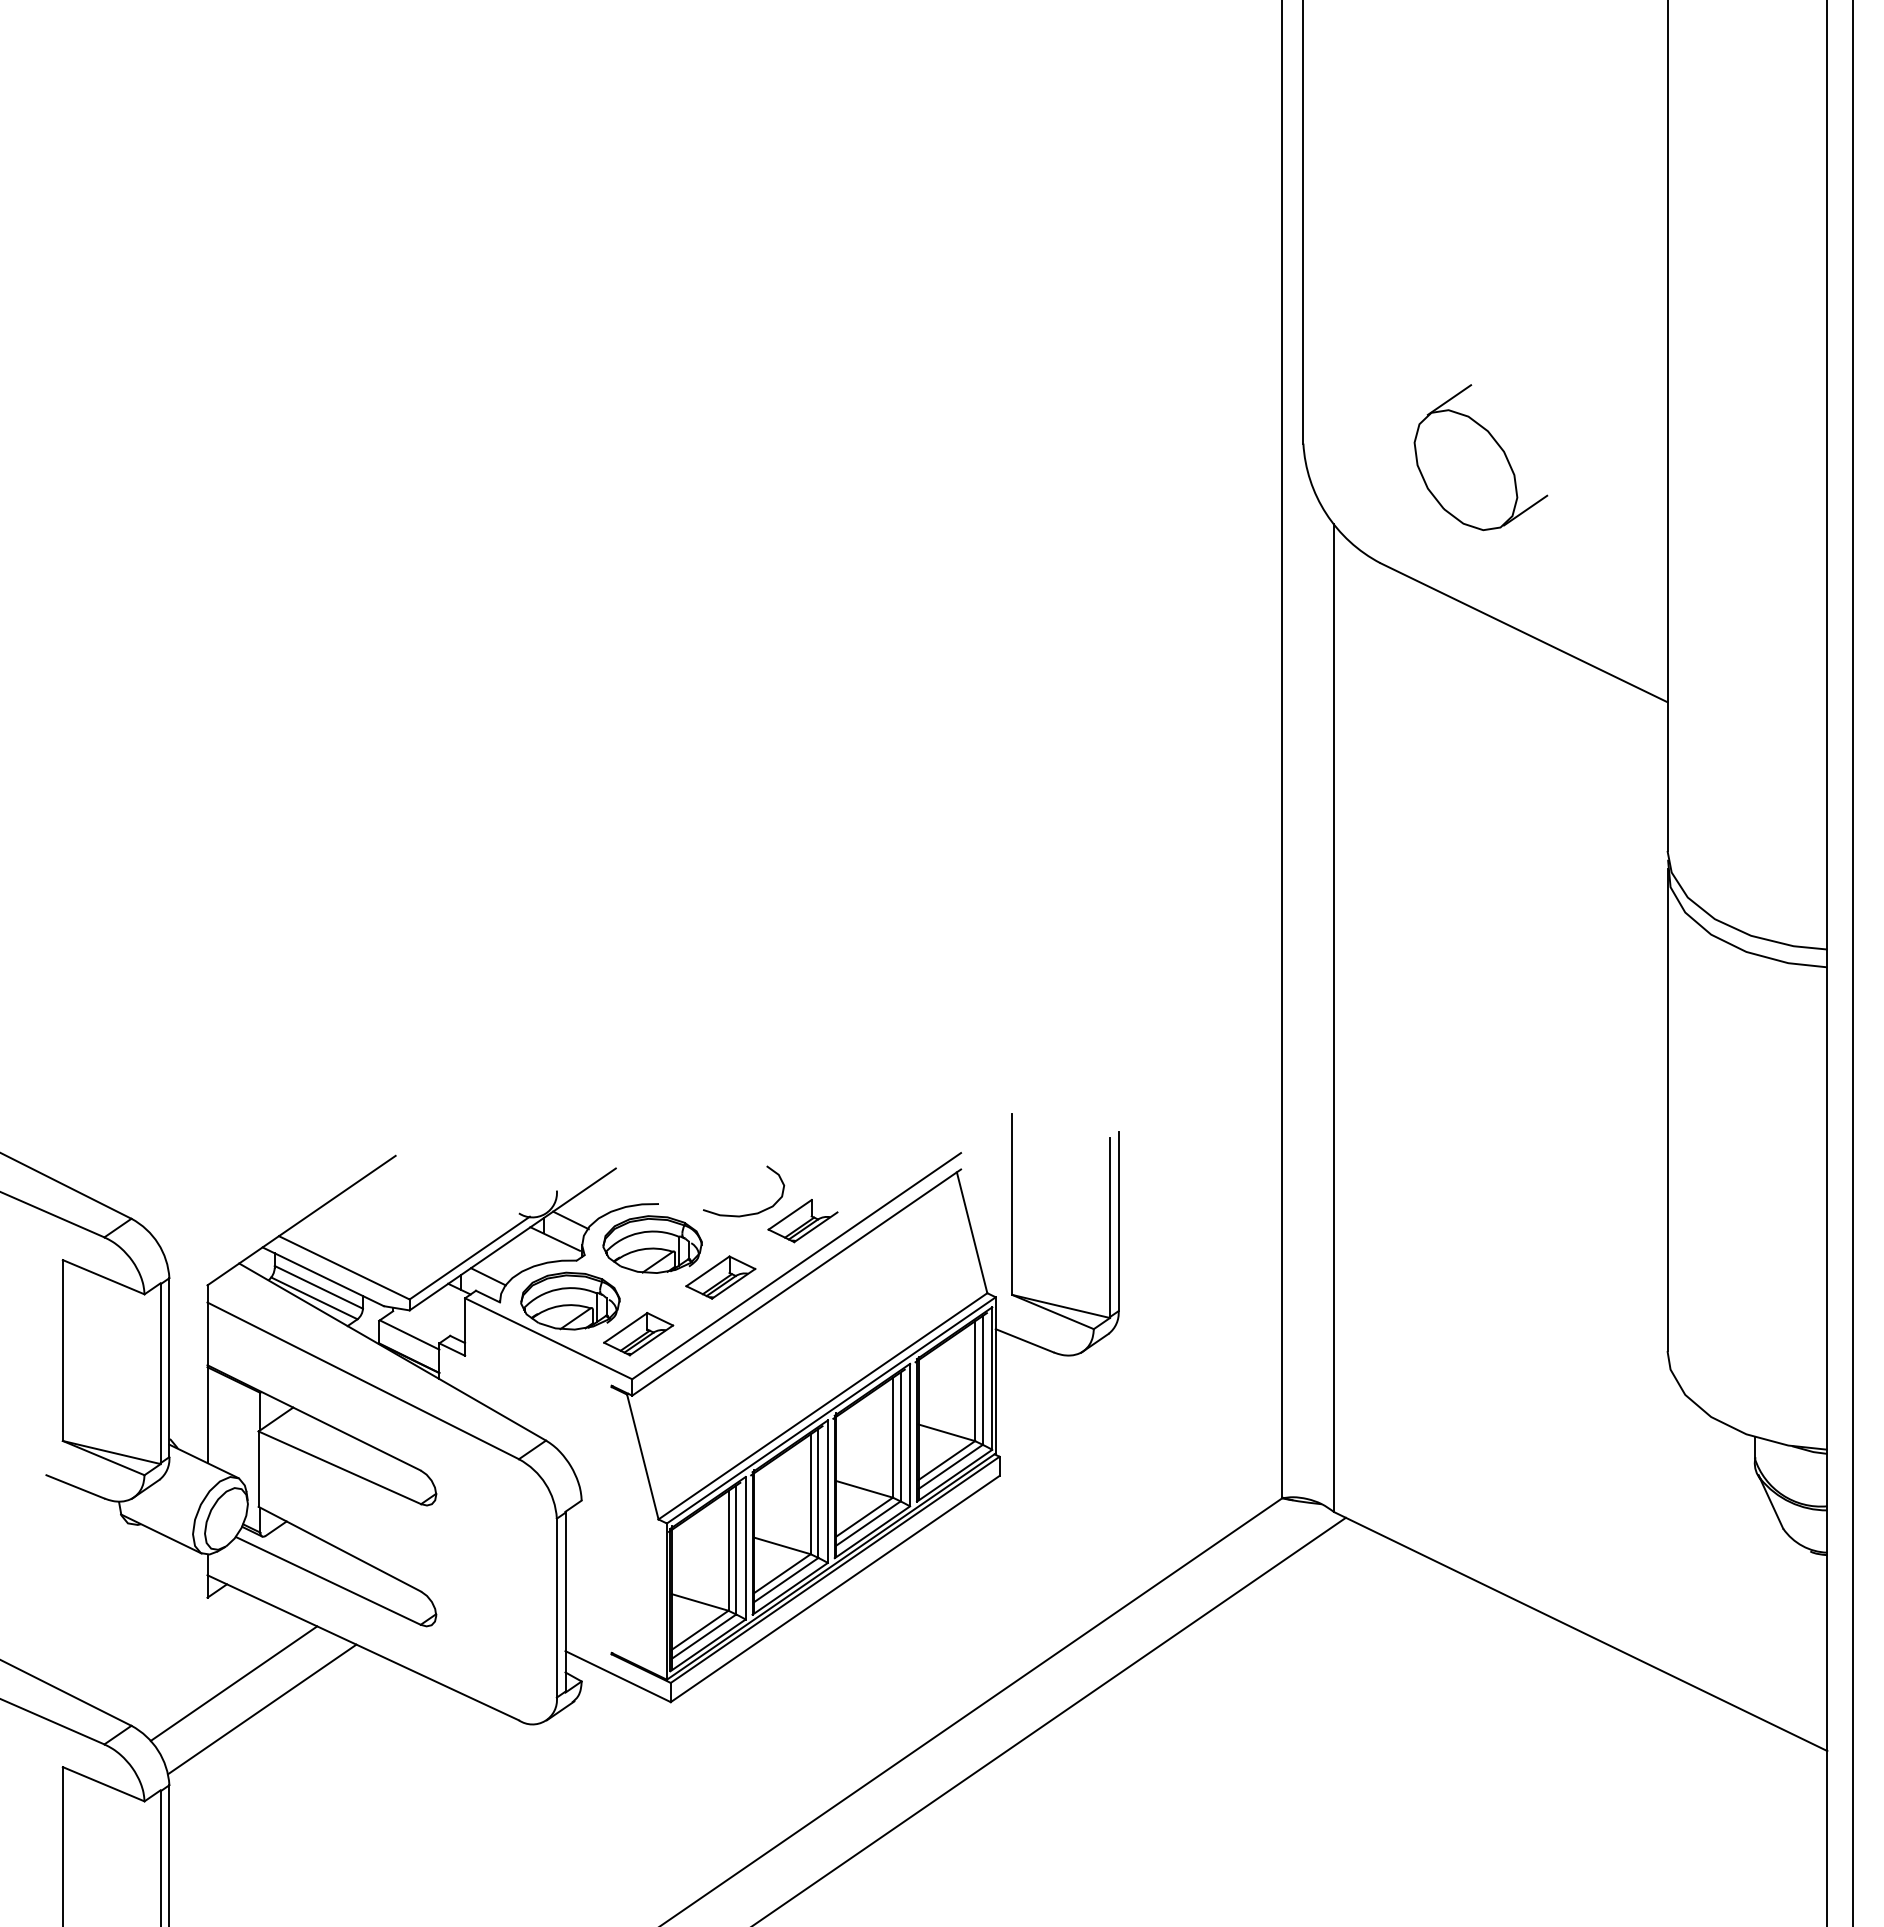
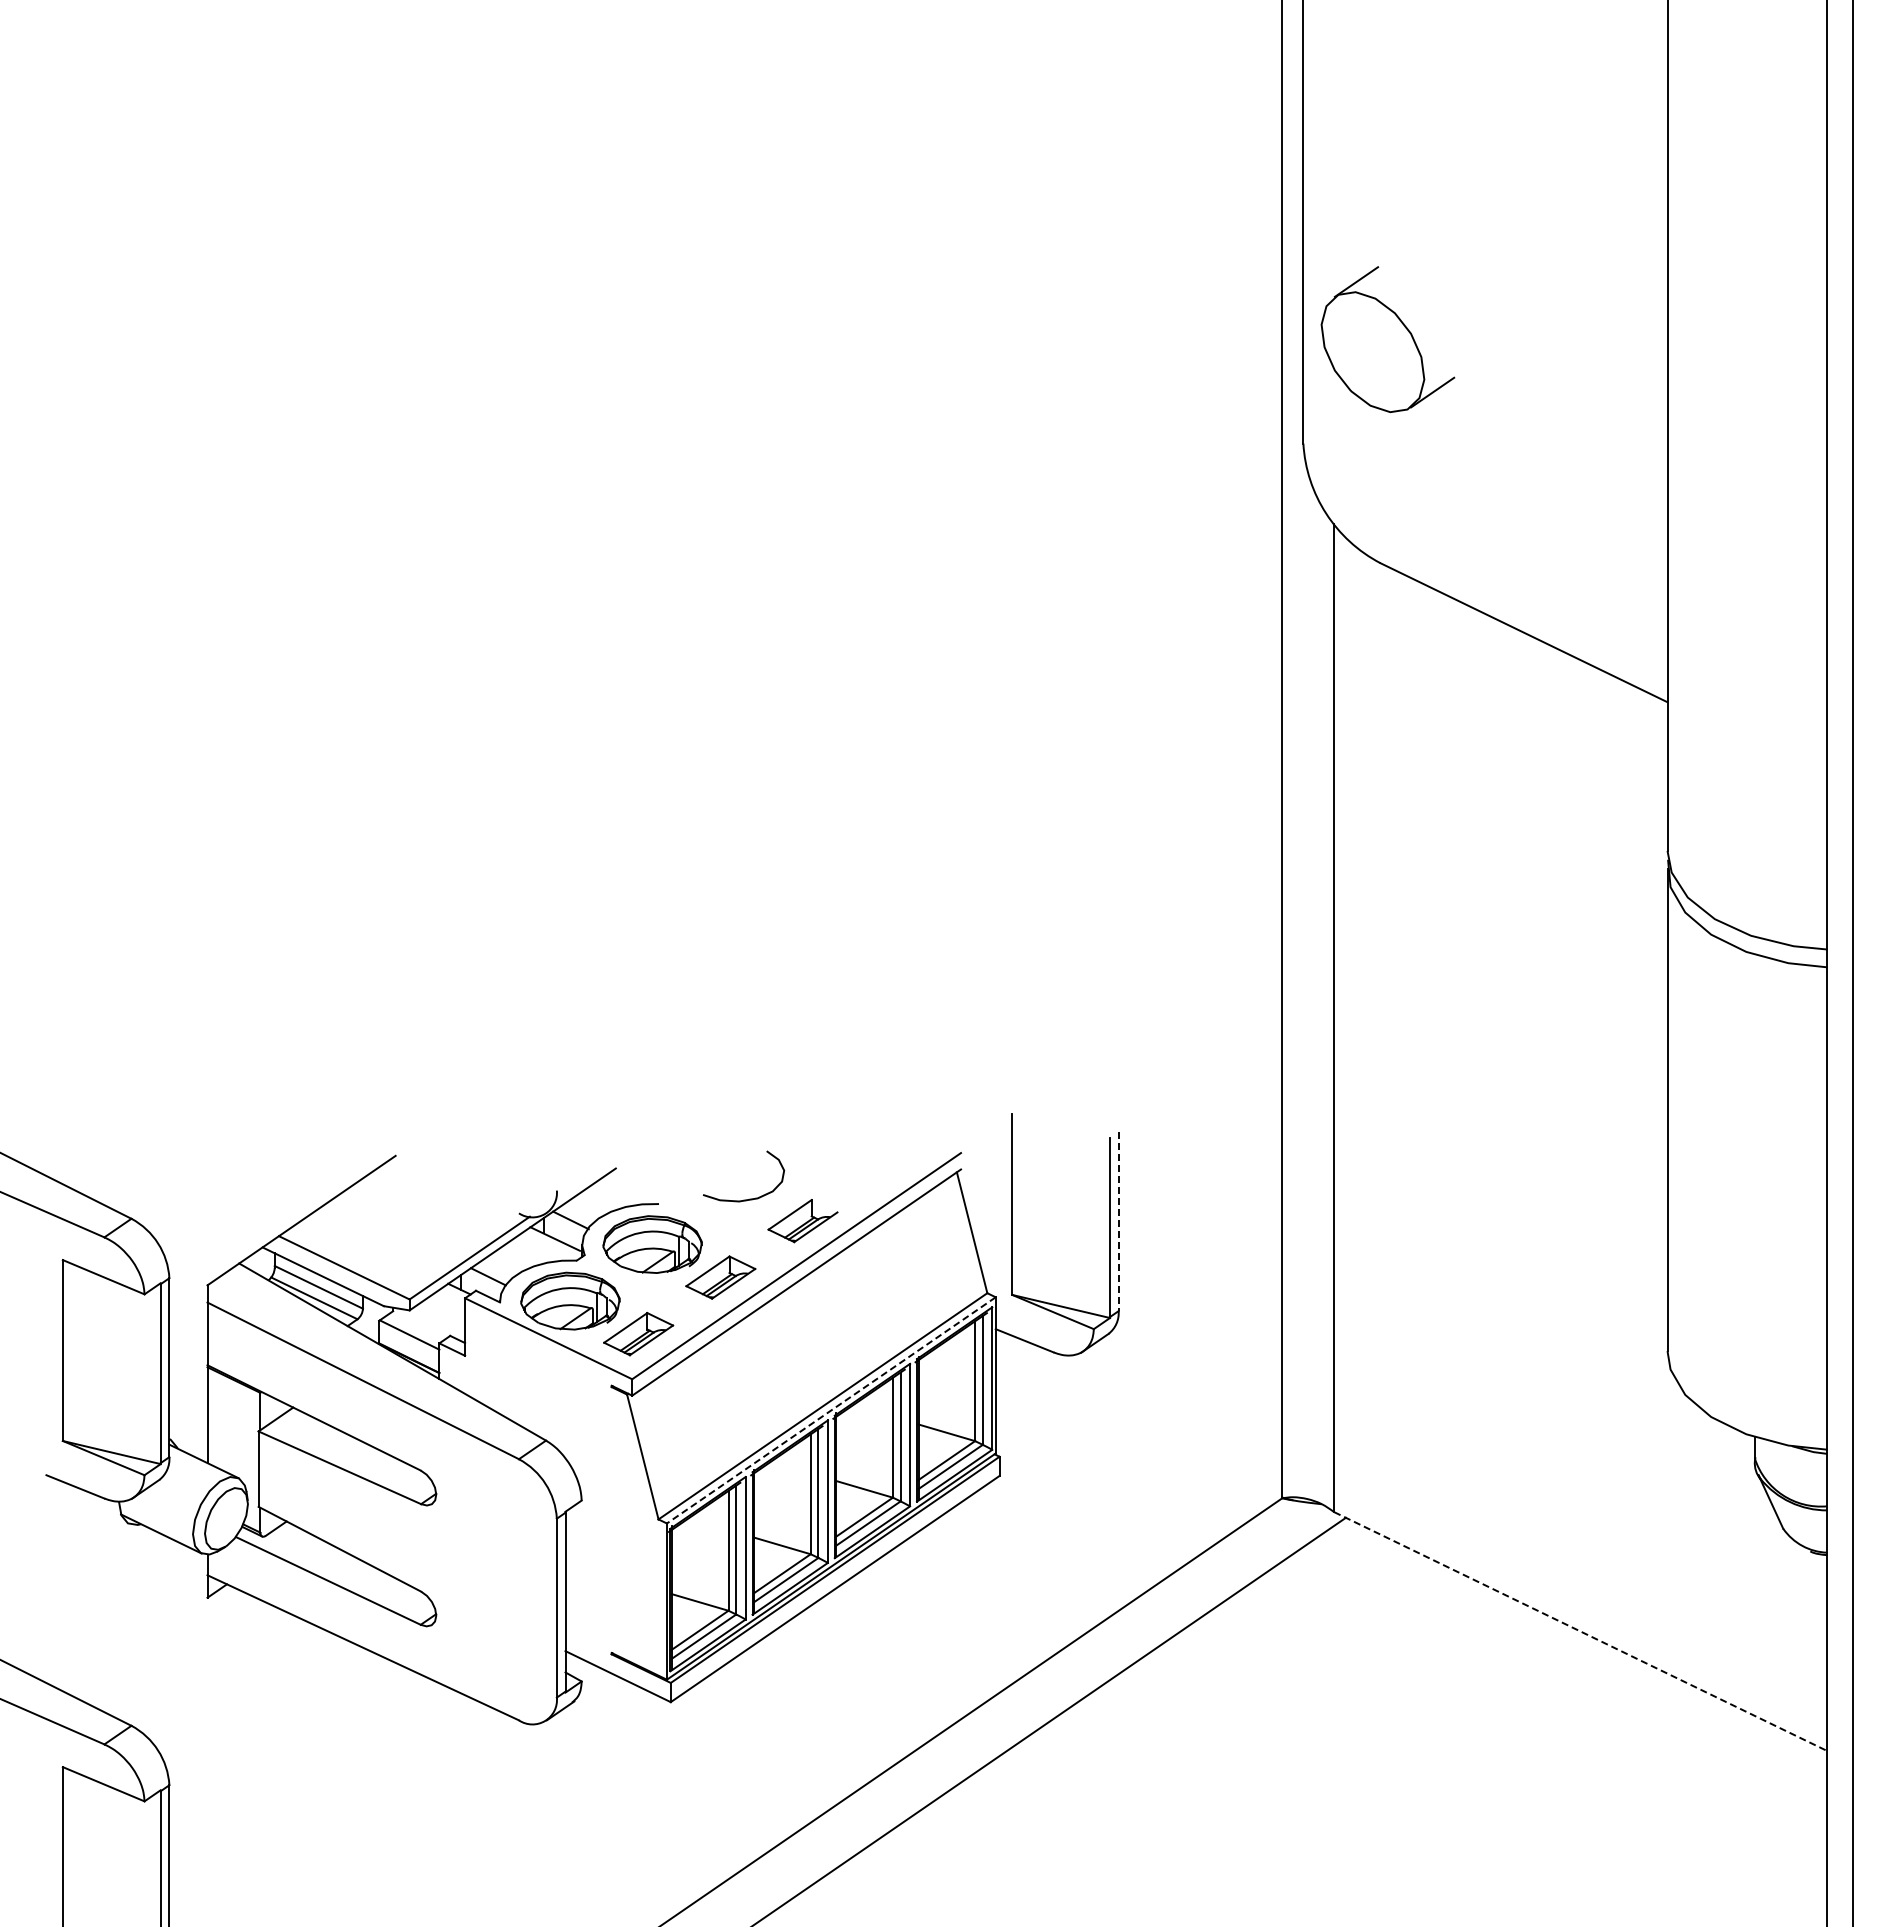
part position: (1480, 457) -> (1387, 339) (1387, 339)
curve position: (749, 1213) -> (749, 1198) (749, 1198)
line: solid -> dashed (1118, 1222)
line: solid -> dashed (831, 1410)
line: solid -> dashed (1580, 1631)
line: present -> none (233, 1683)
line: present -> none (262, 1709)
